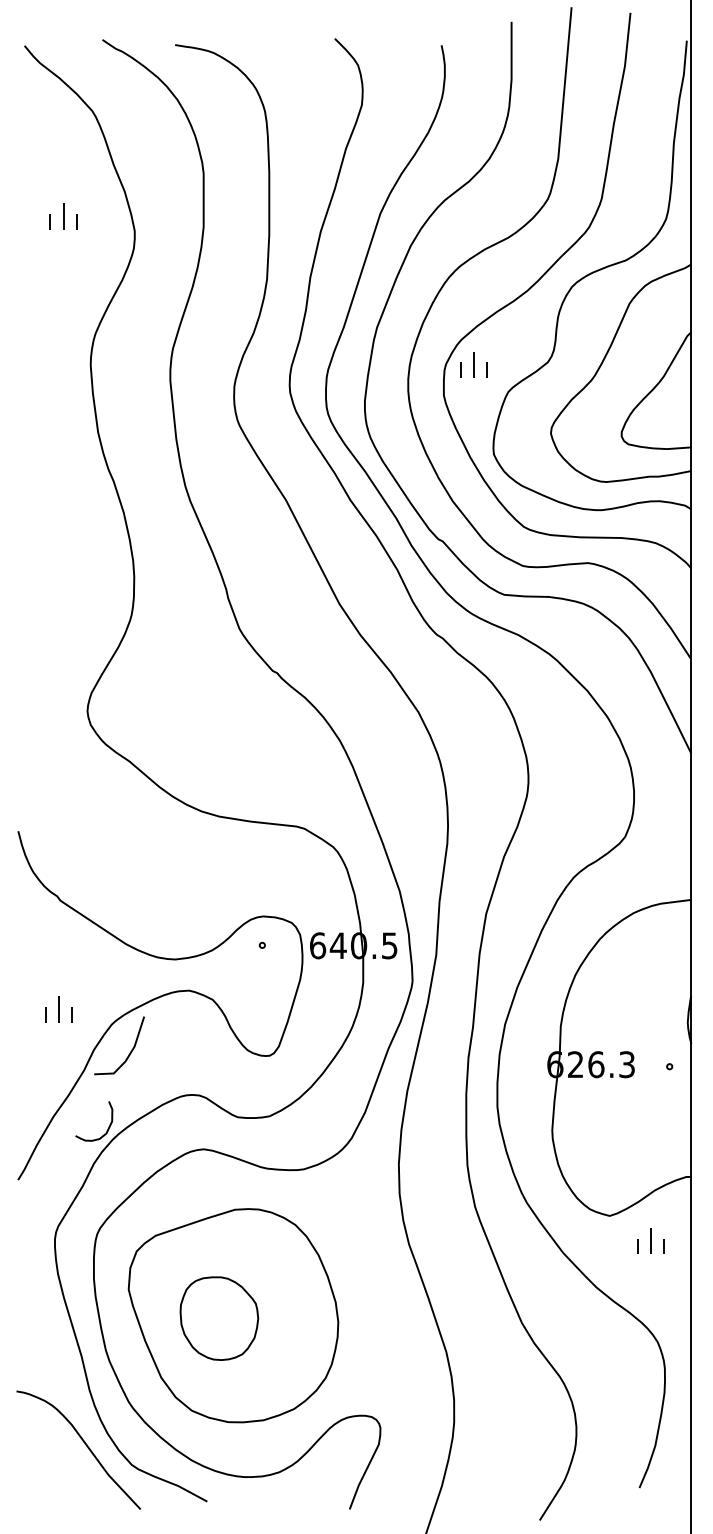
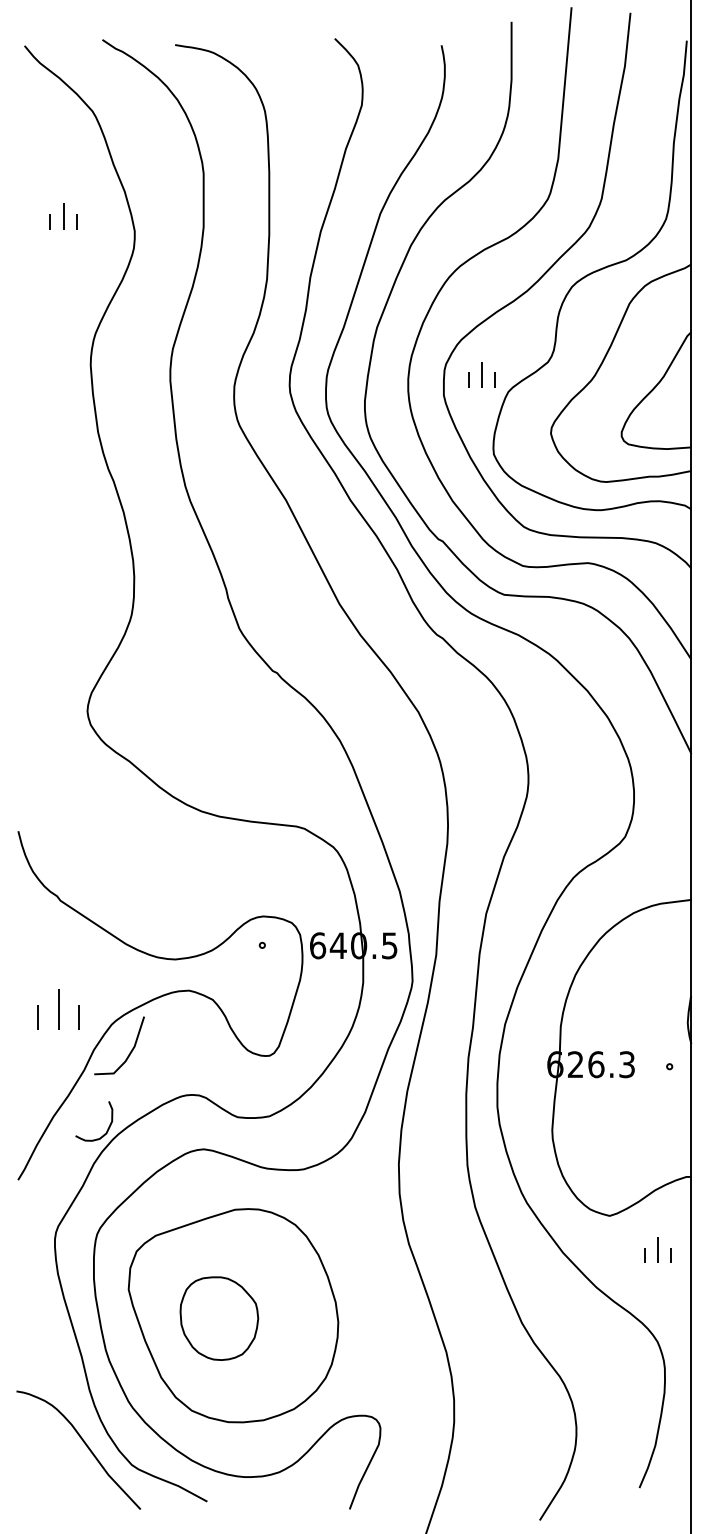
part position: (473, 364) -> (481, 374) (481, 374)
part size: 28x27 px -> 43x41 px (58, 1009)
part position: (650, 1240) -> (657, 1249) (657, 1249)
